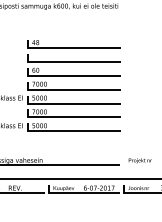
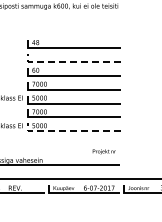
line: solid -> dashed (69, 61)
line: solid -> dashed (69, 131)
text position: (139, 160) -> (103, 151) (103, 151)
